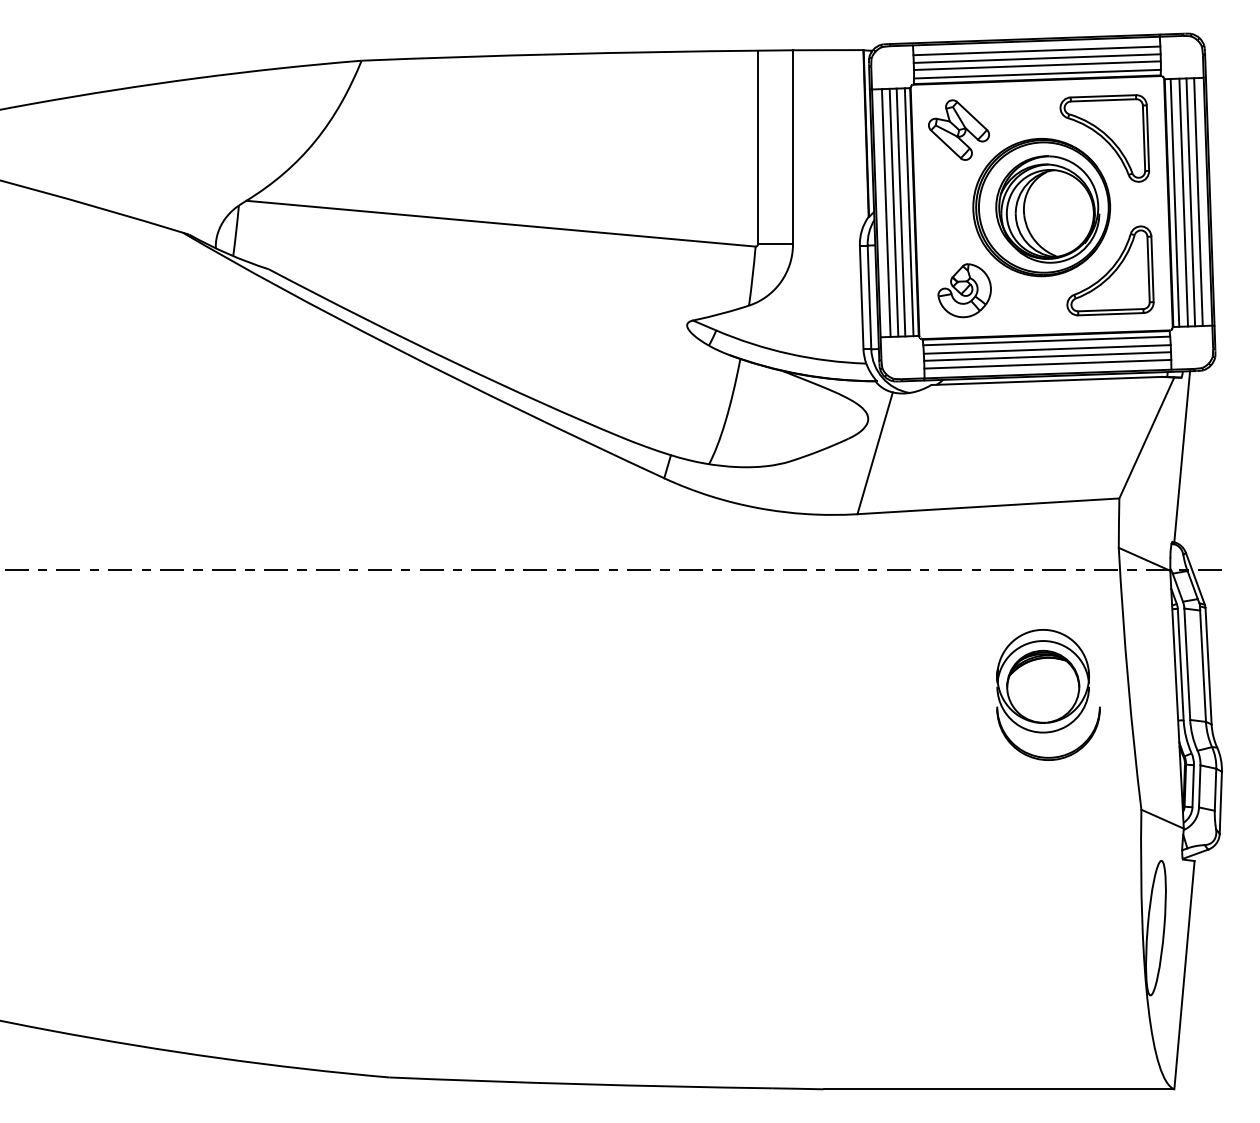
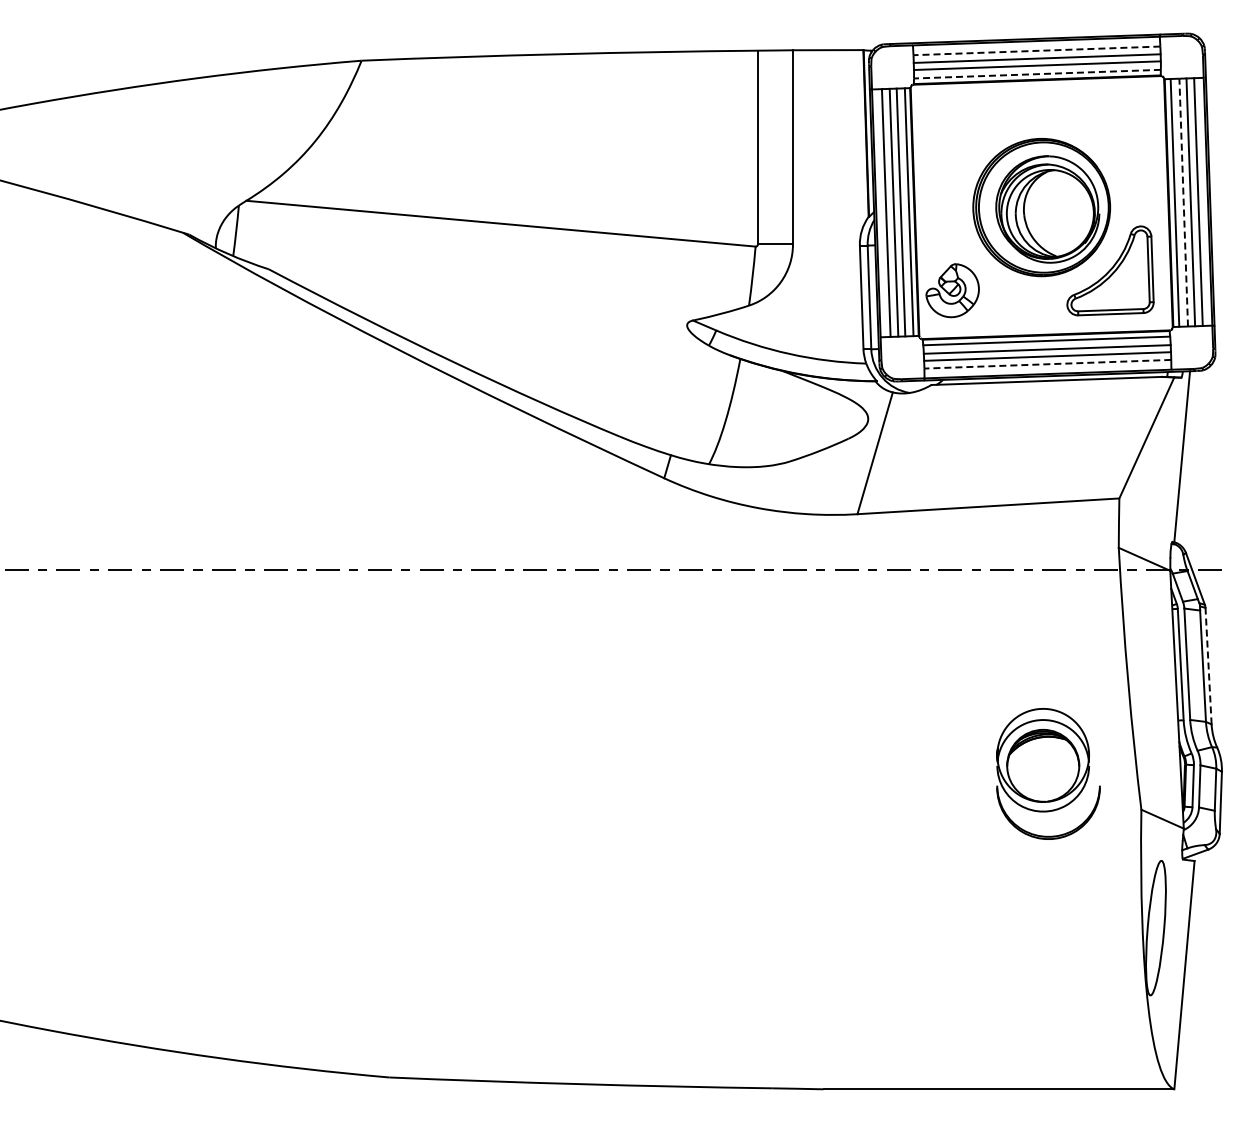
line: solid -> dashed (1036, 50)
line: solid -> dashed (1037, 74)
part: present -> none (958, 129)
part: present -> none (1104, 138)
line: solid -> dashed (1183, 202)
part position: (964, 290) -> (952, 290) (952, 290)
line: solid -> dashed (1047, 364)
line: solid -> dashed (1208, 665)
part position: (1048, 694) -> (1048, 773) (1048, 773)
